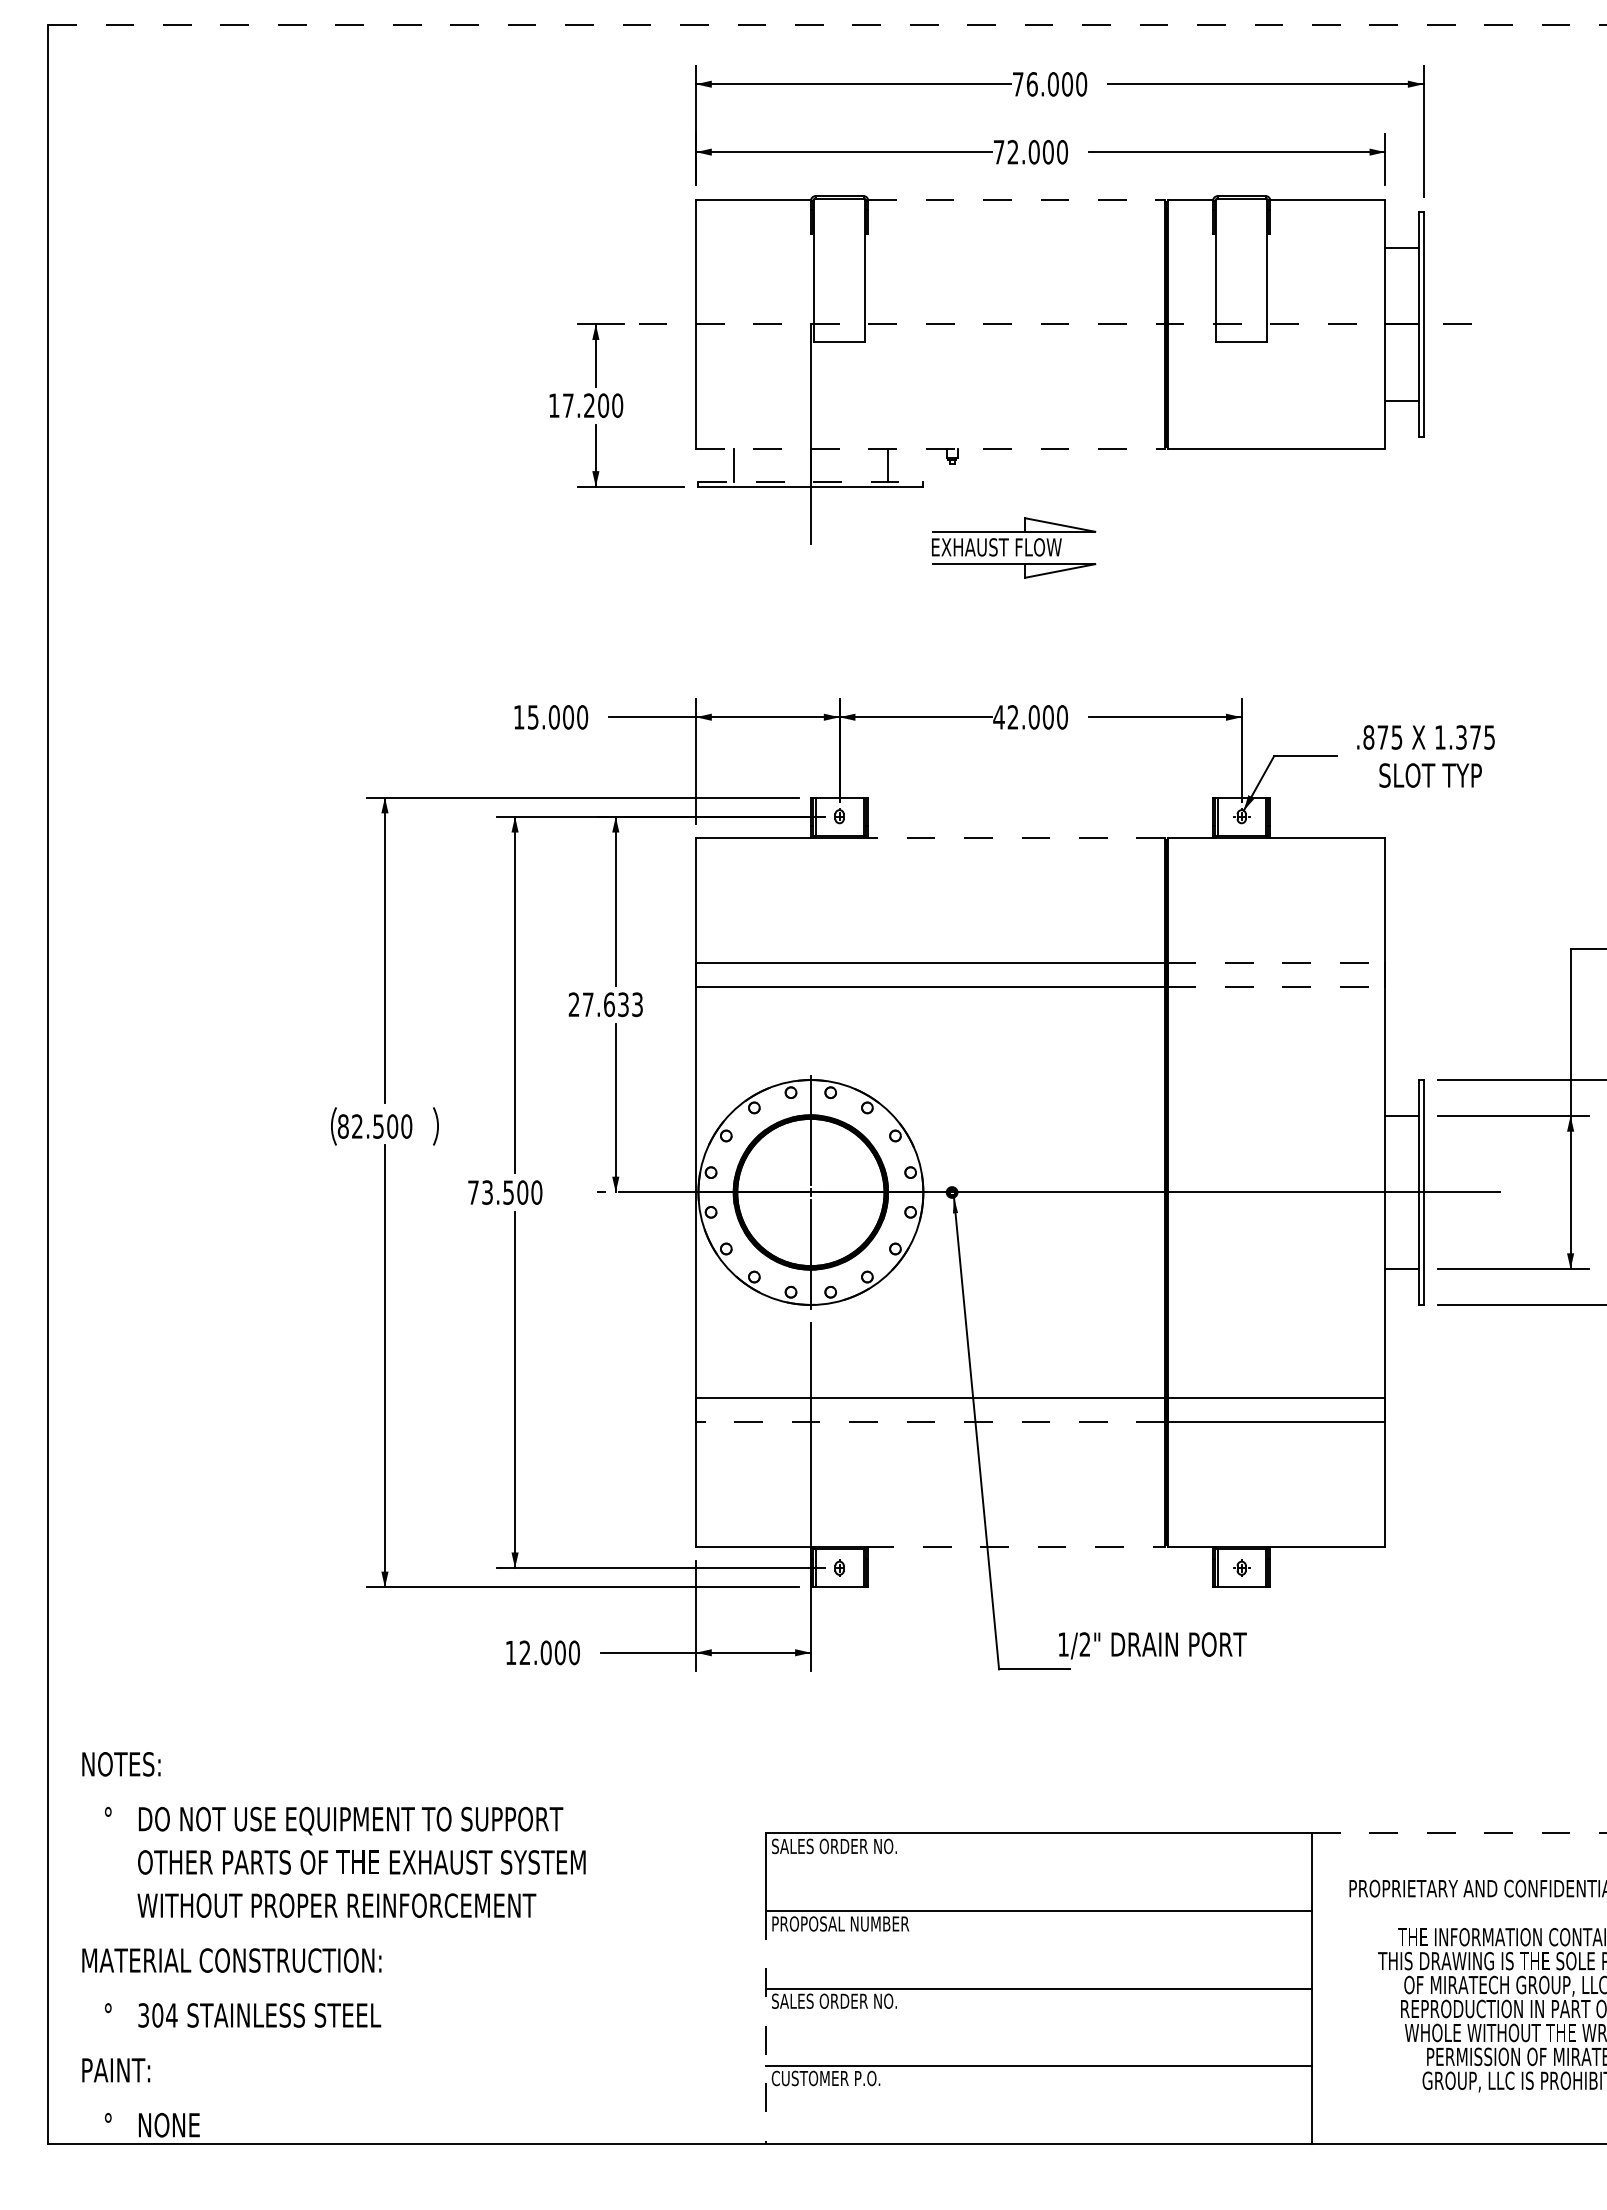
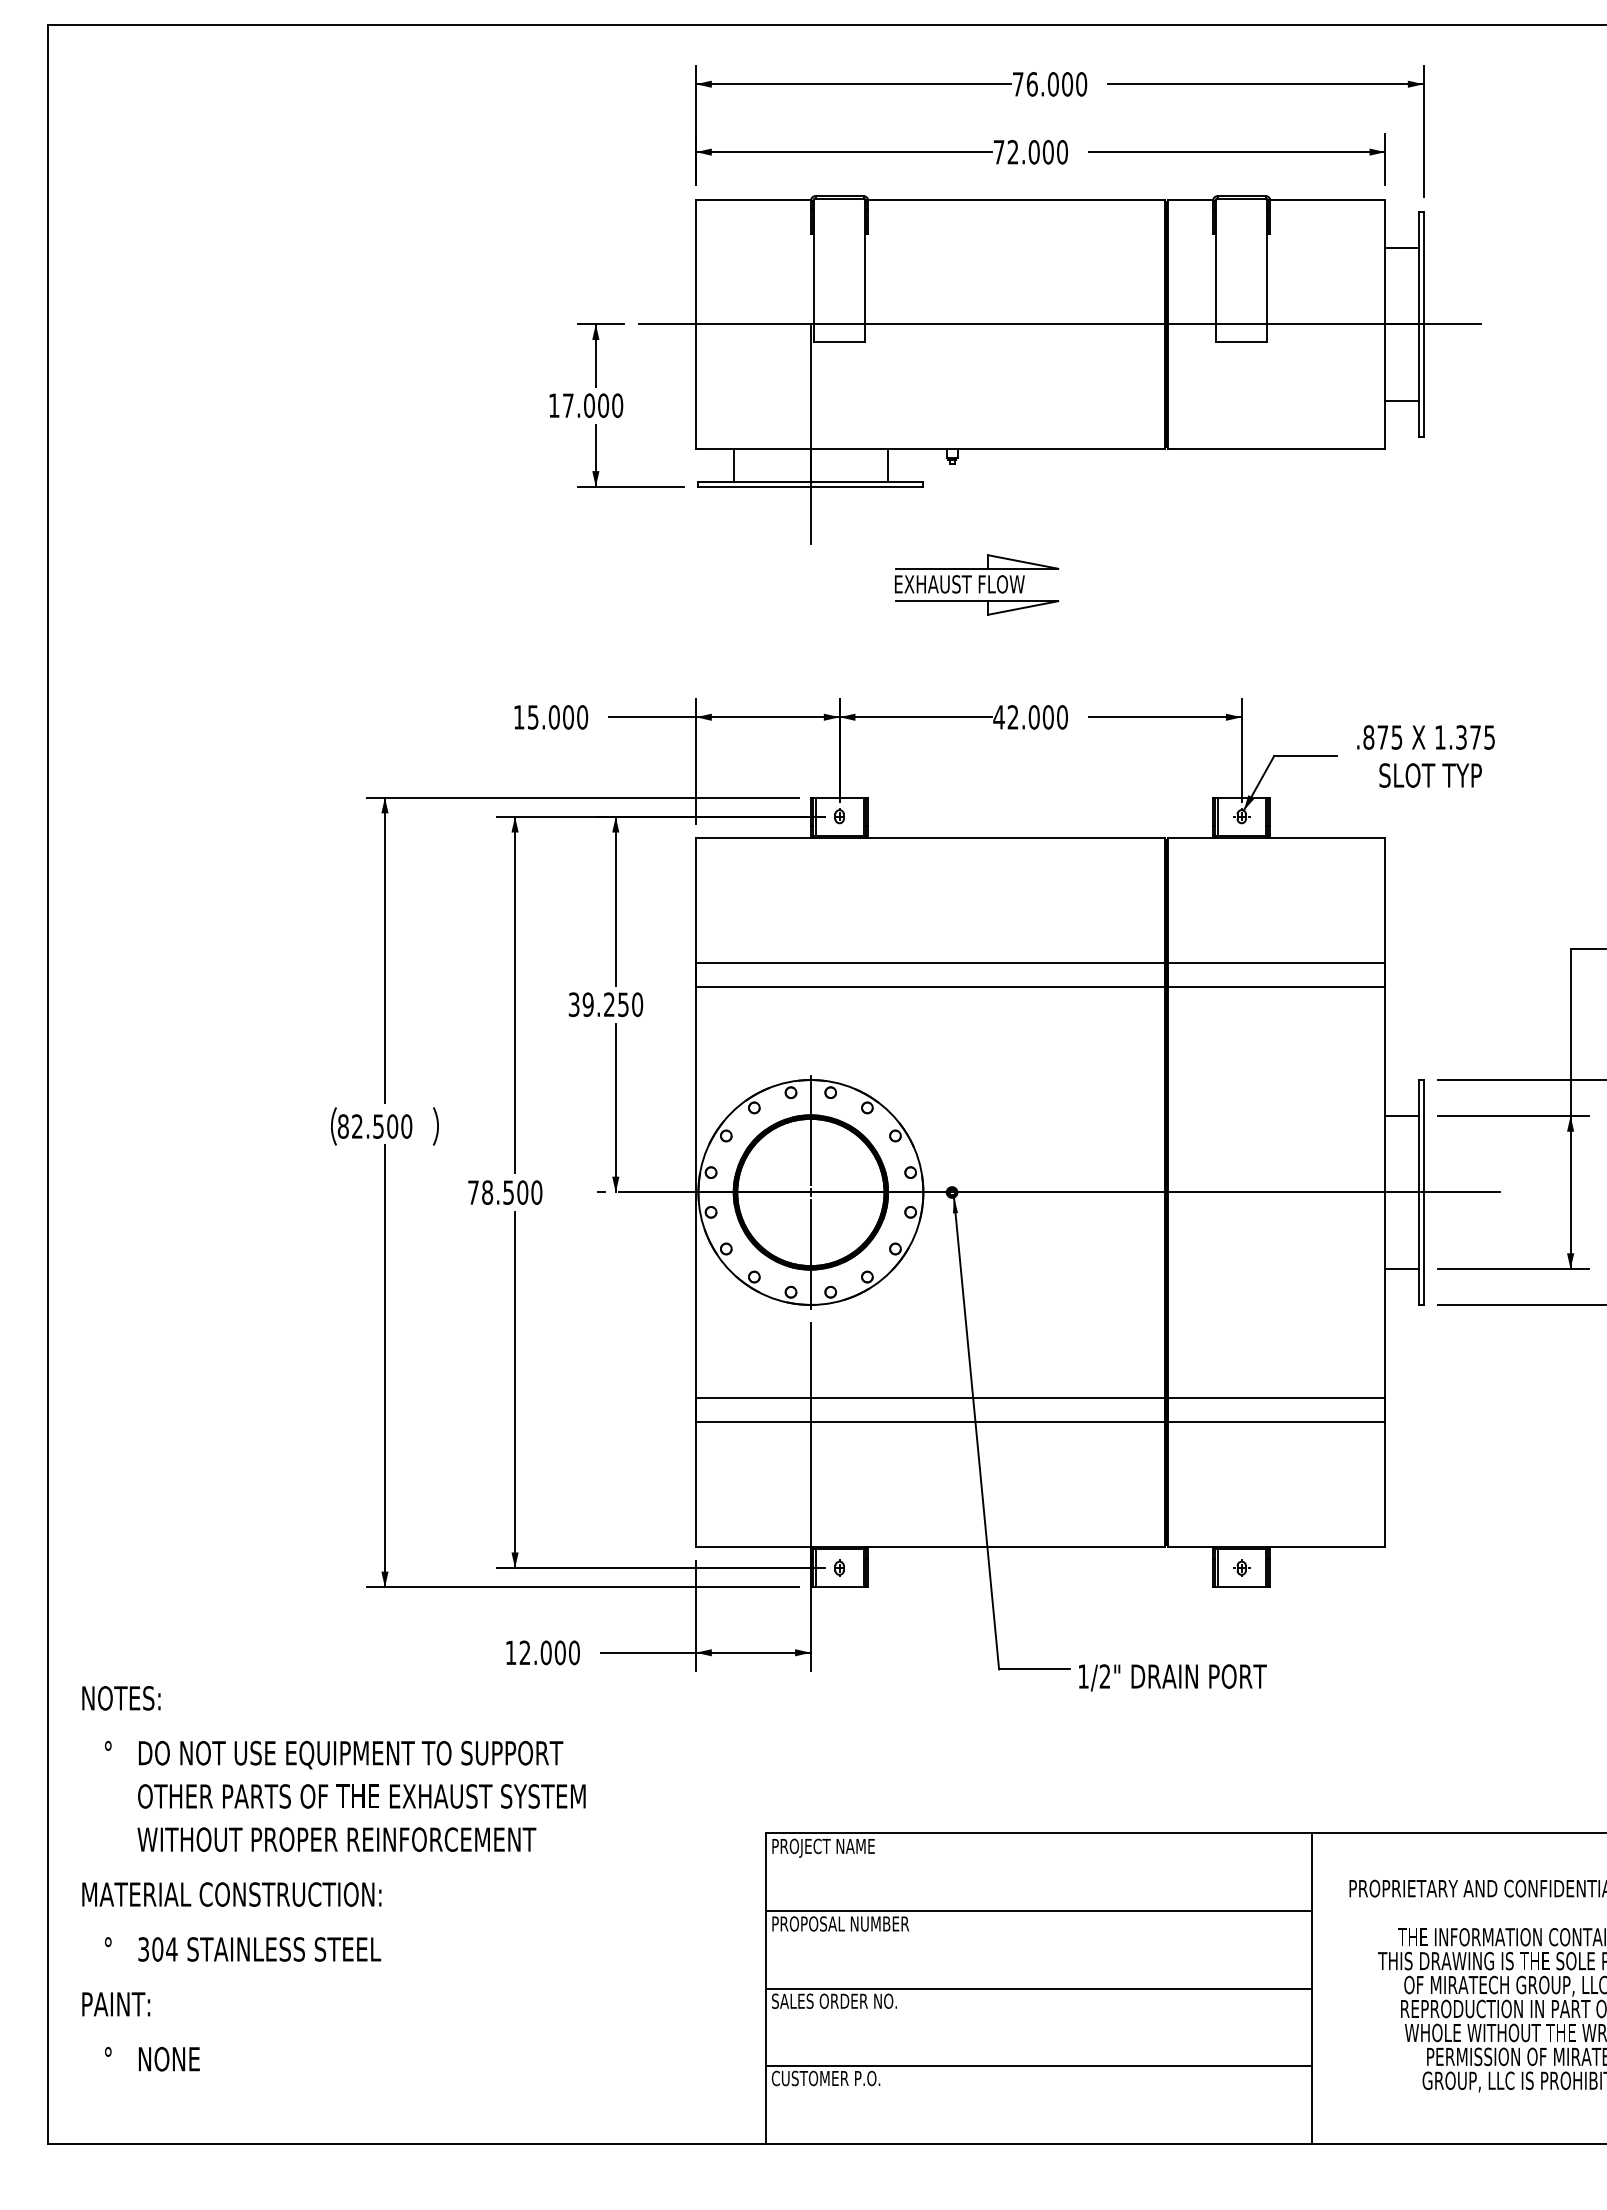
line: dashed -> solid (827, 25)
line: dashed -> solid (1017, 199)
line: dashed -> solid (1060, 324)
text: 17.200 -> 17.000 (589, 405)
line: dashed -> solid (930, 448)
line: dashed -> solid (811, 482)
part position: (1014, 547) -> (977, 584) (977, 584)
line: dashed -> solid (1015, 838)
line: dashed -> solid (1276, 962)
line: dashed -> solid (1276, 986)
text: 27.633 -> 39.250 (605, 1004)
text: 73.500 -> 78.500 (487, 1192)
line: dashed -> solid (930, 1422)
line: dashed -> solid (1015, 1546)
text position: (1152, 1645) -> (1172, 1677) (1172, 1677)
line: dashed -> solid (1458, 1833)
text: SALES ORDER NO. -> PROJECT NAME (834, 1847)
text position: (333, 1944) -> (333, 1878) (333, 1878)
line: dashed -> solid (766, 2027)
